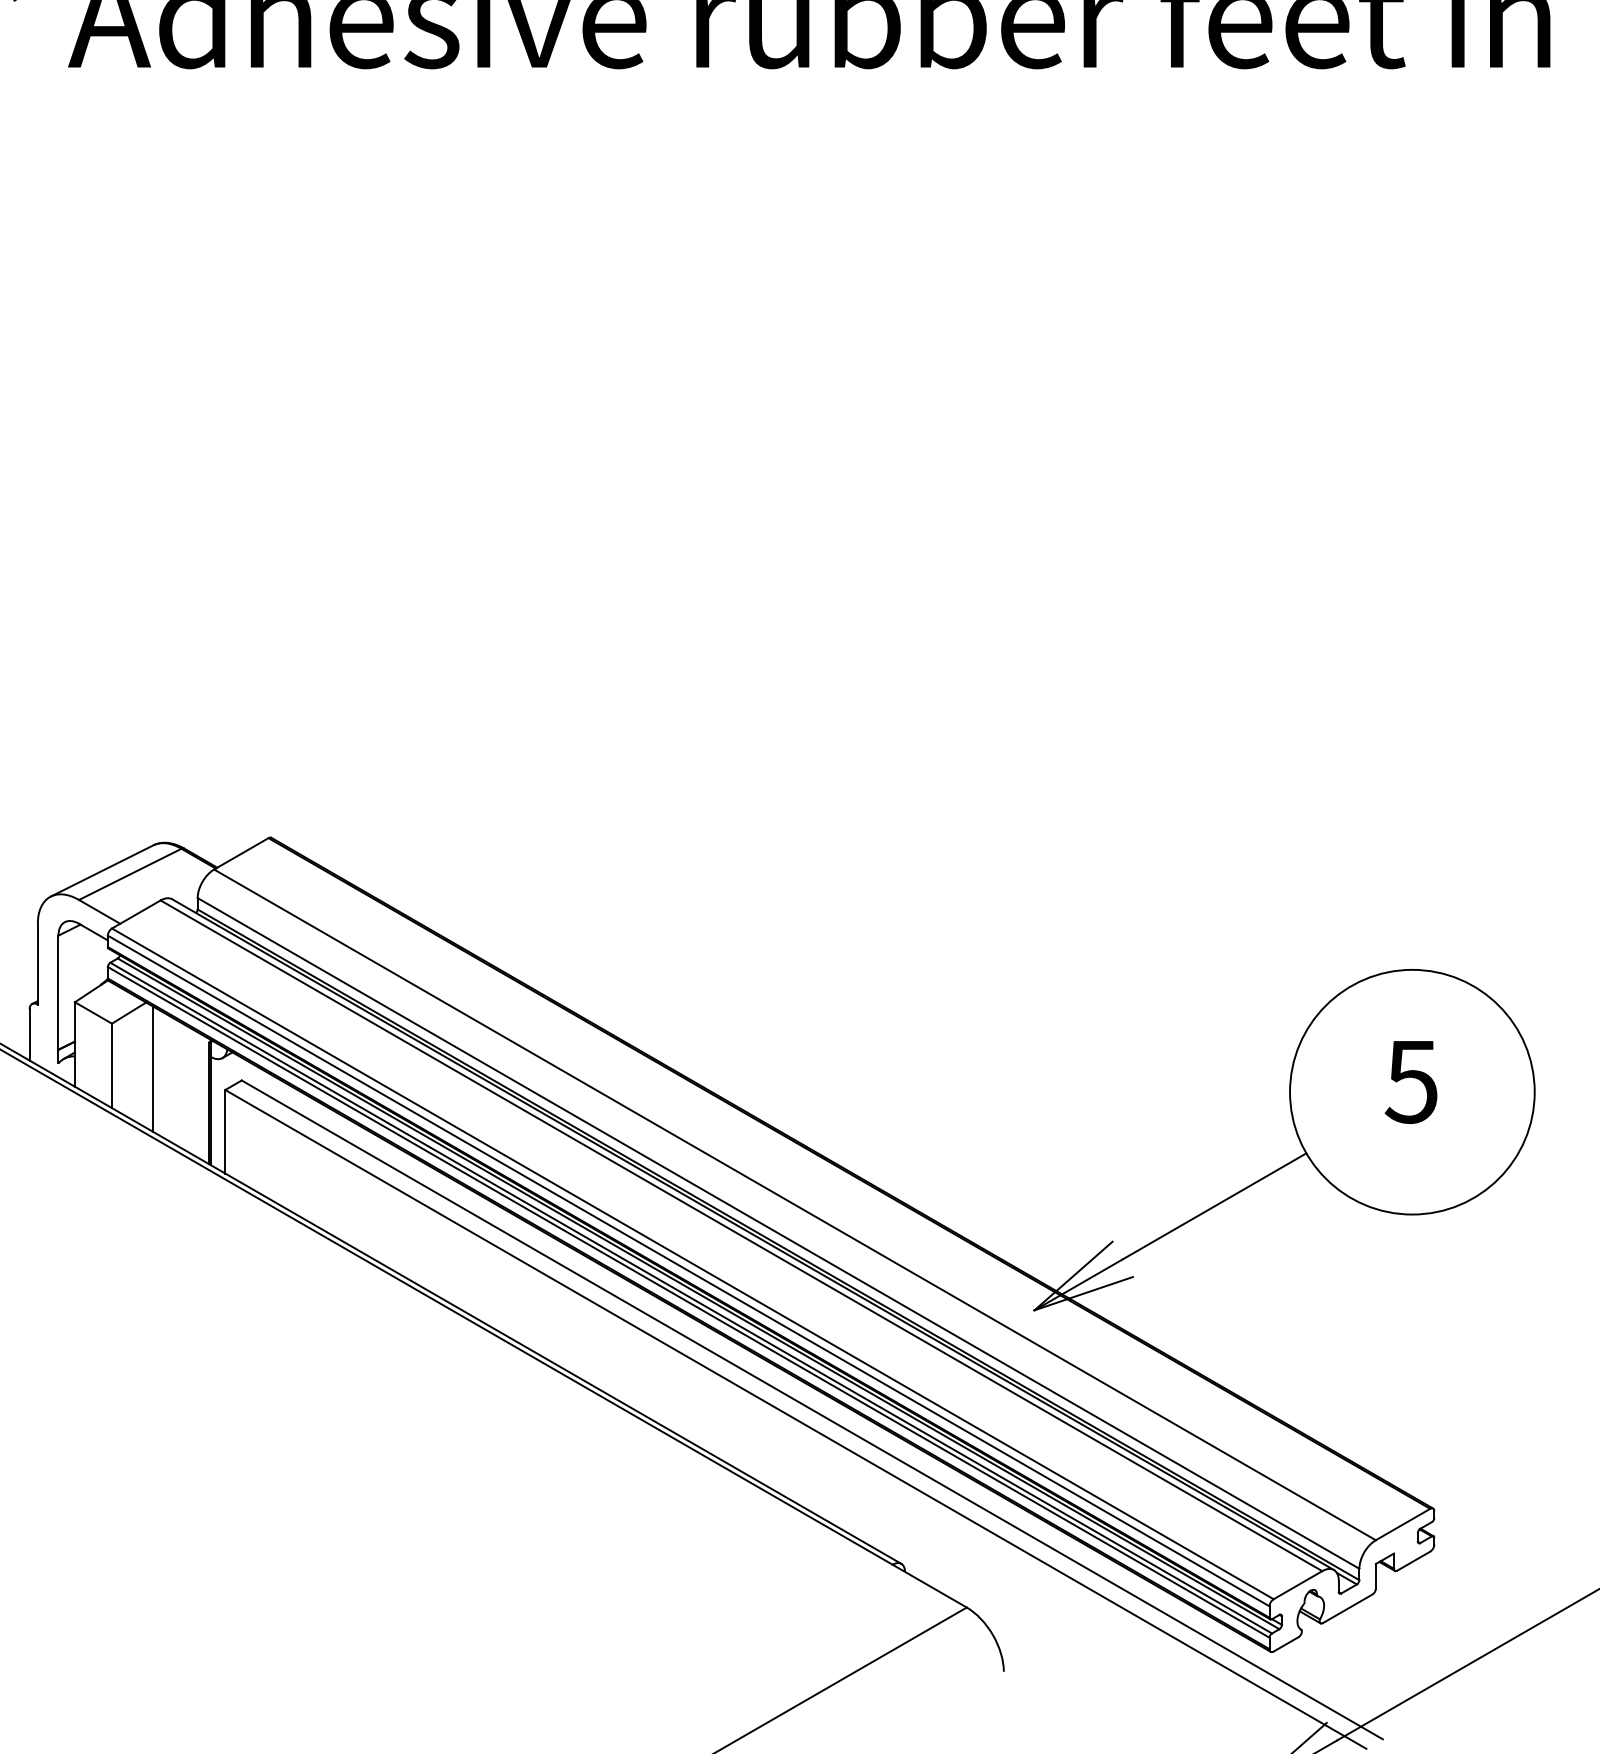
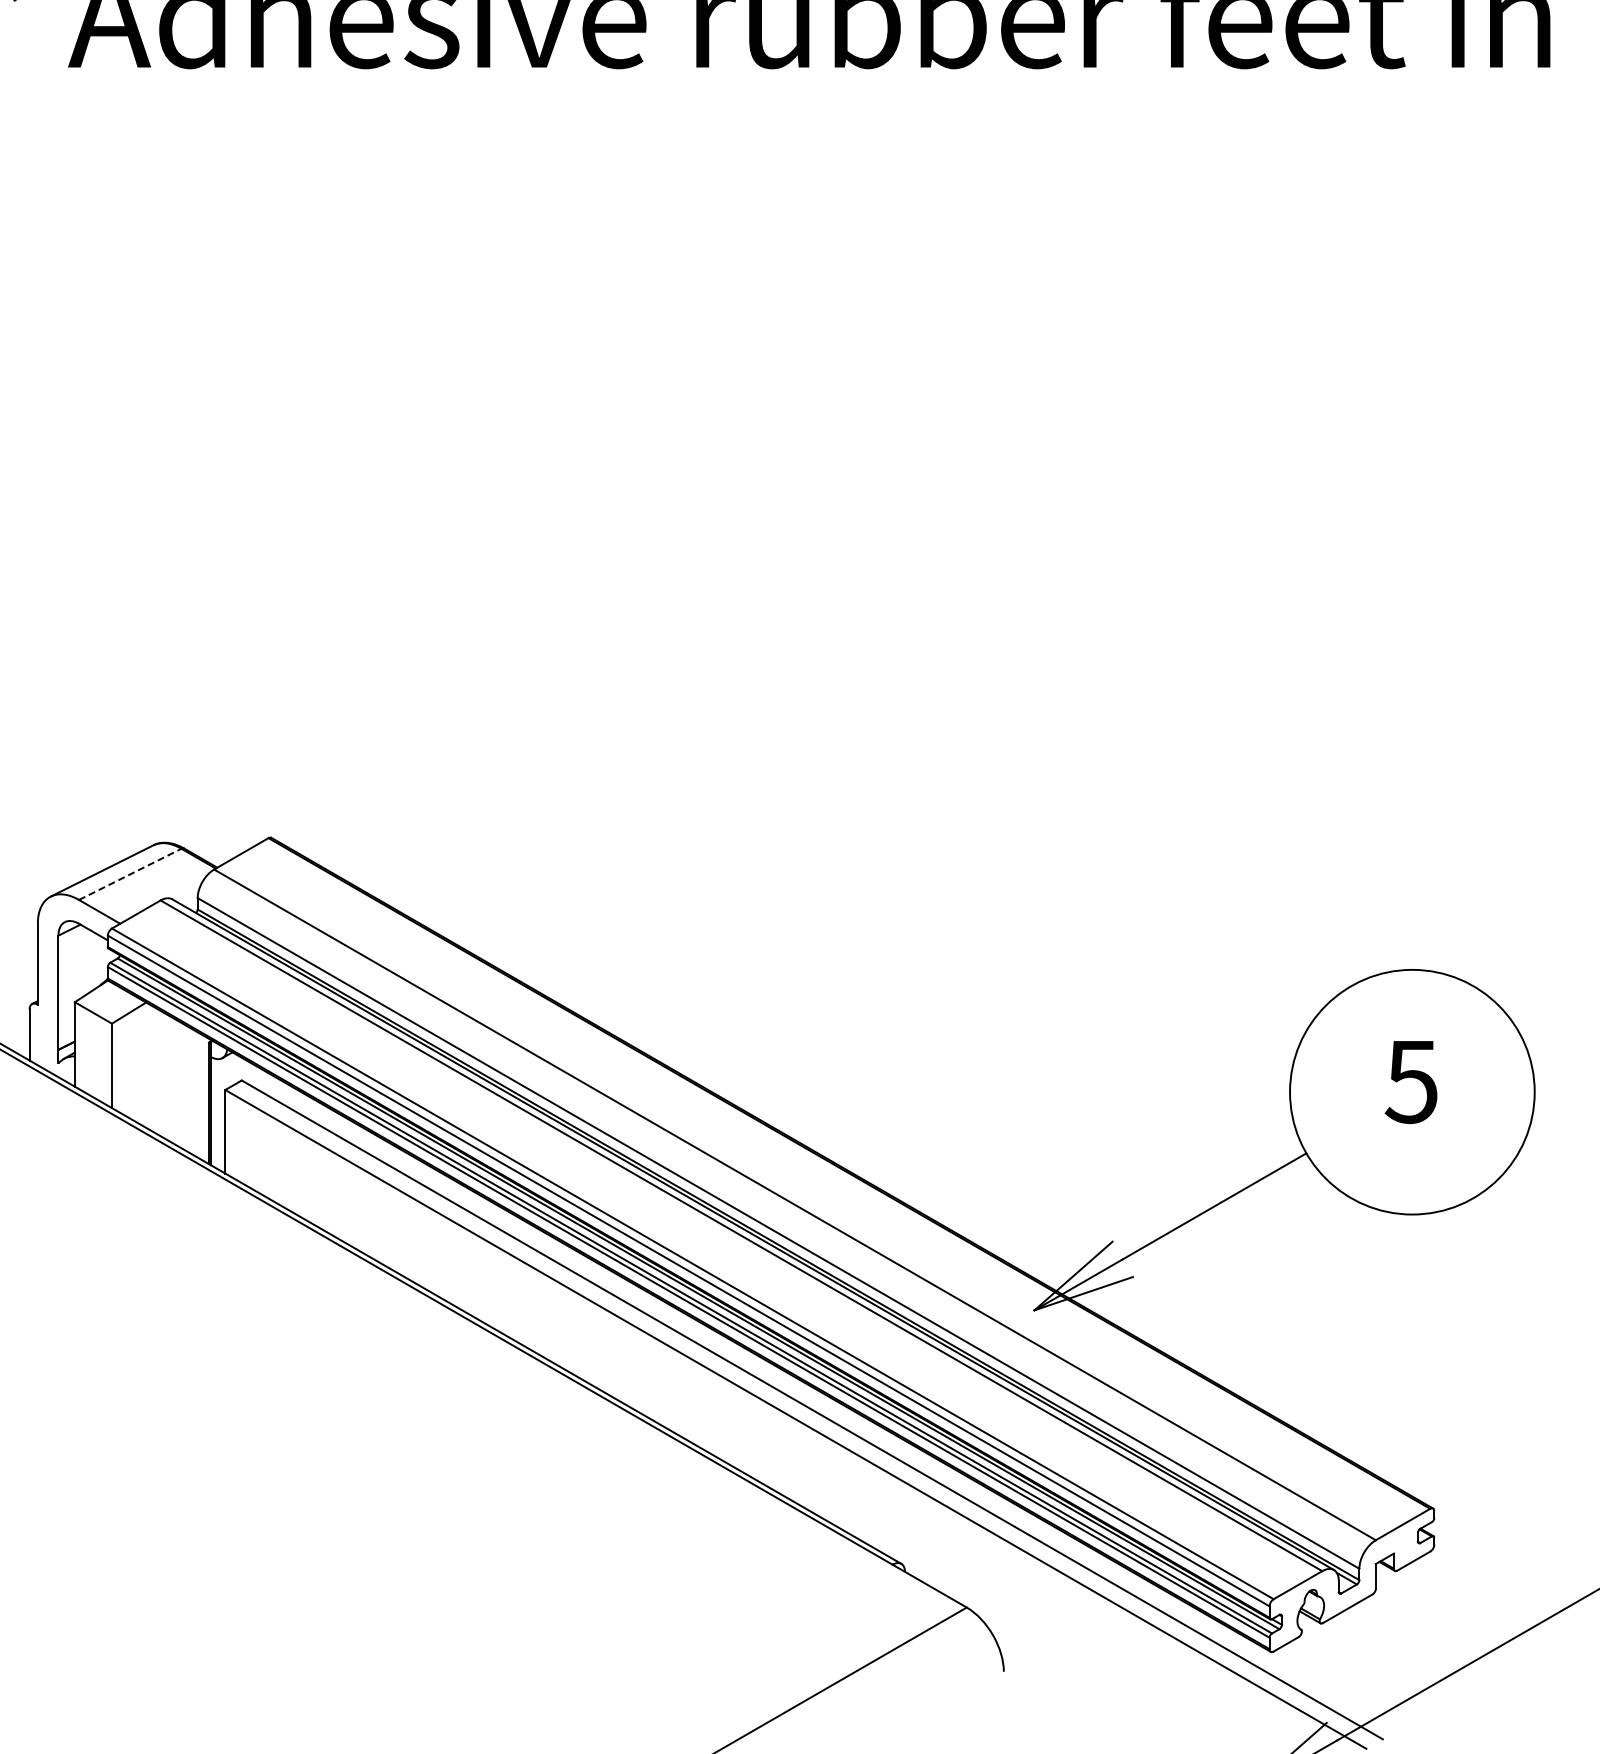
line: solid -> dashed (130, 874)
line: present -> none (153, 1068)
